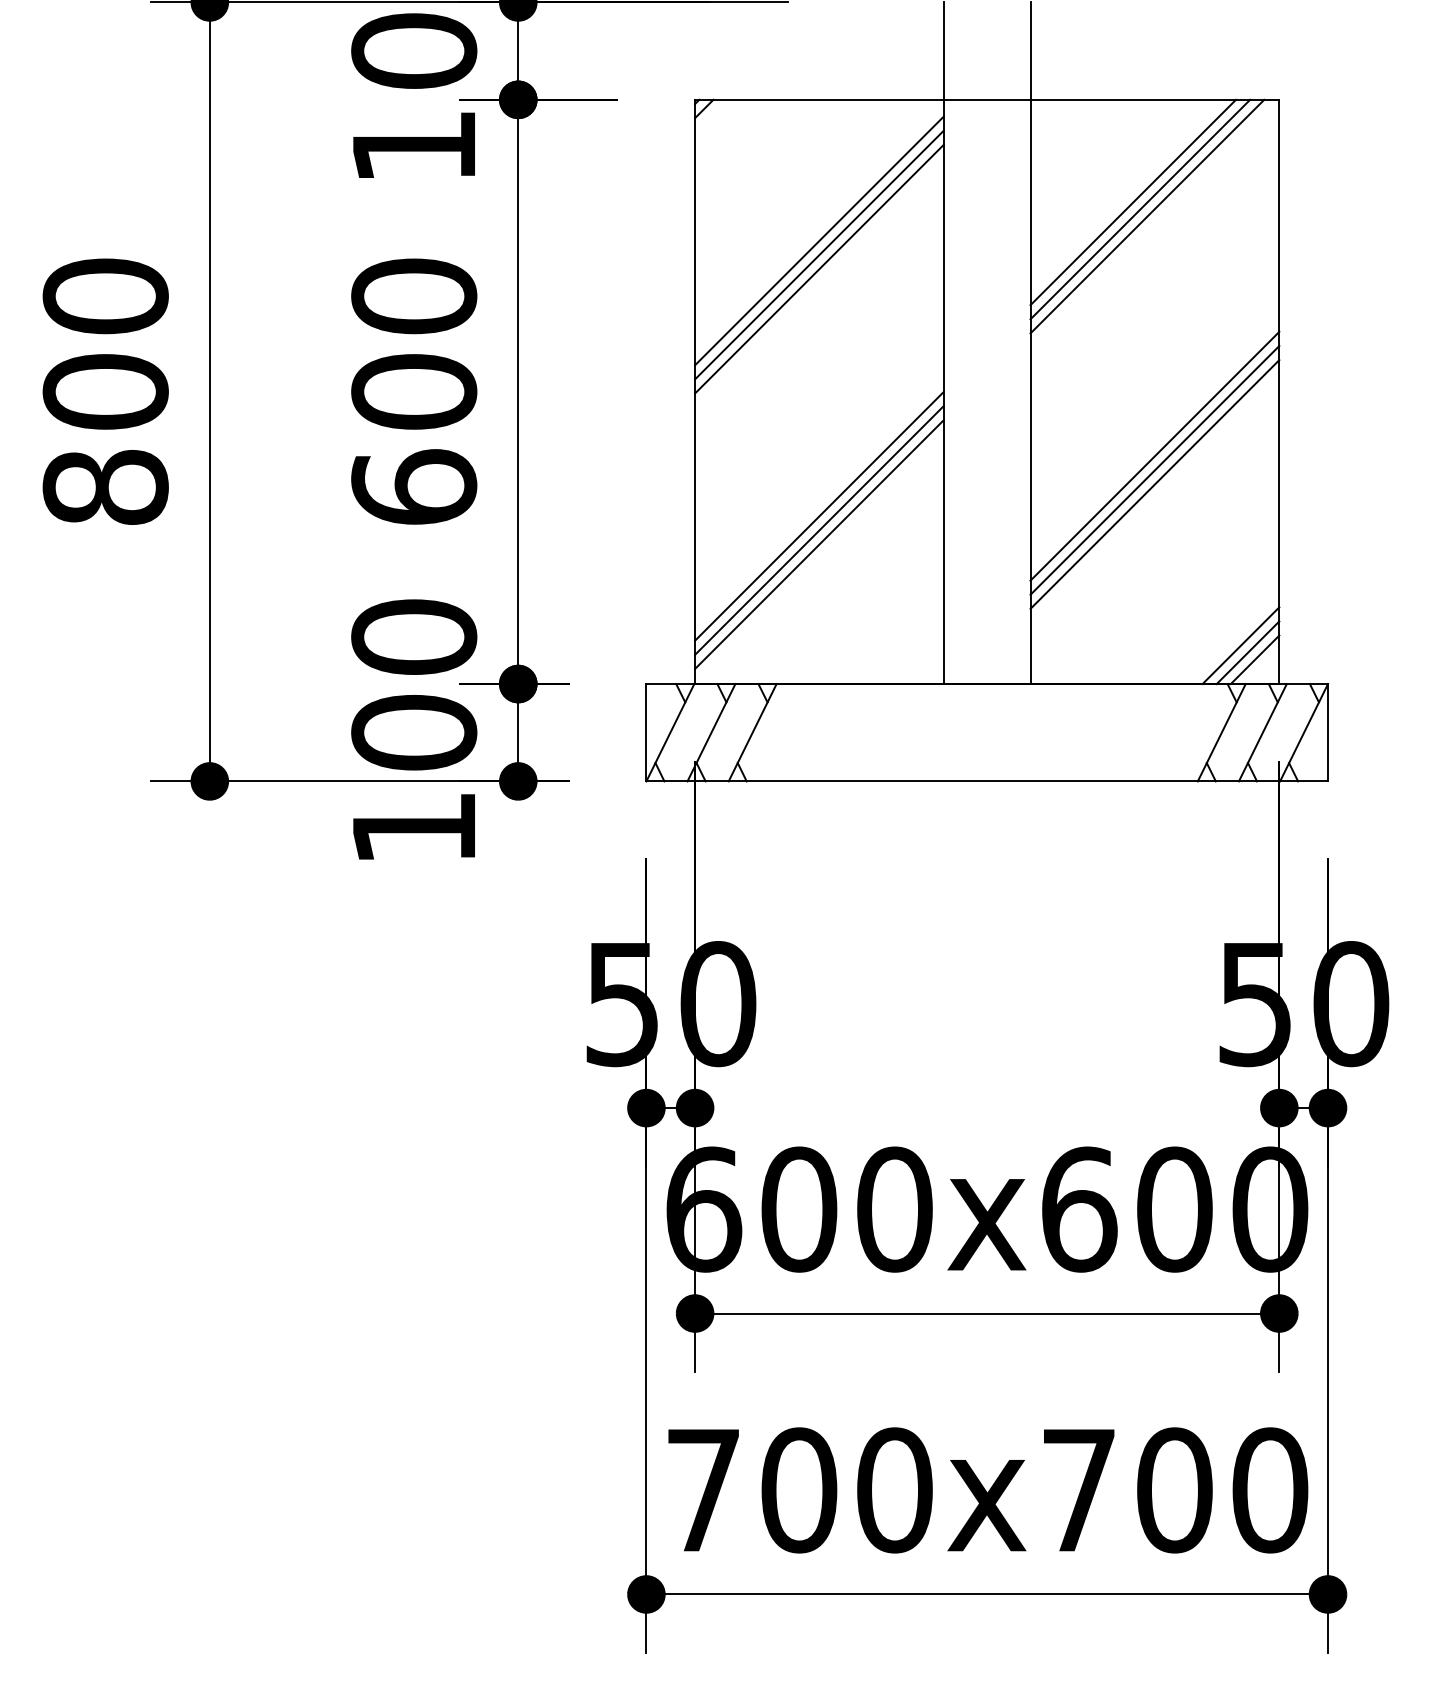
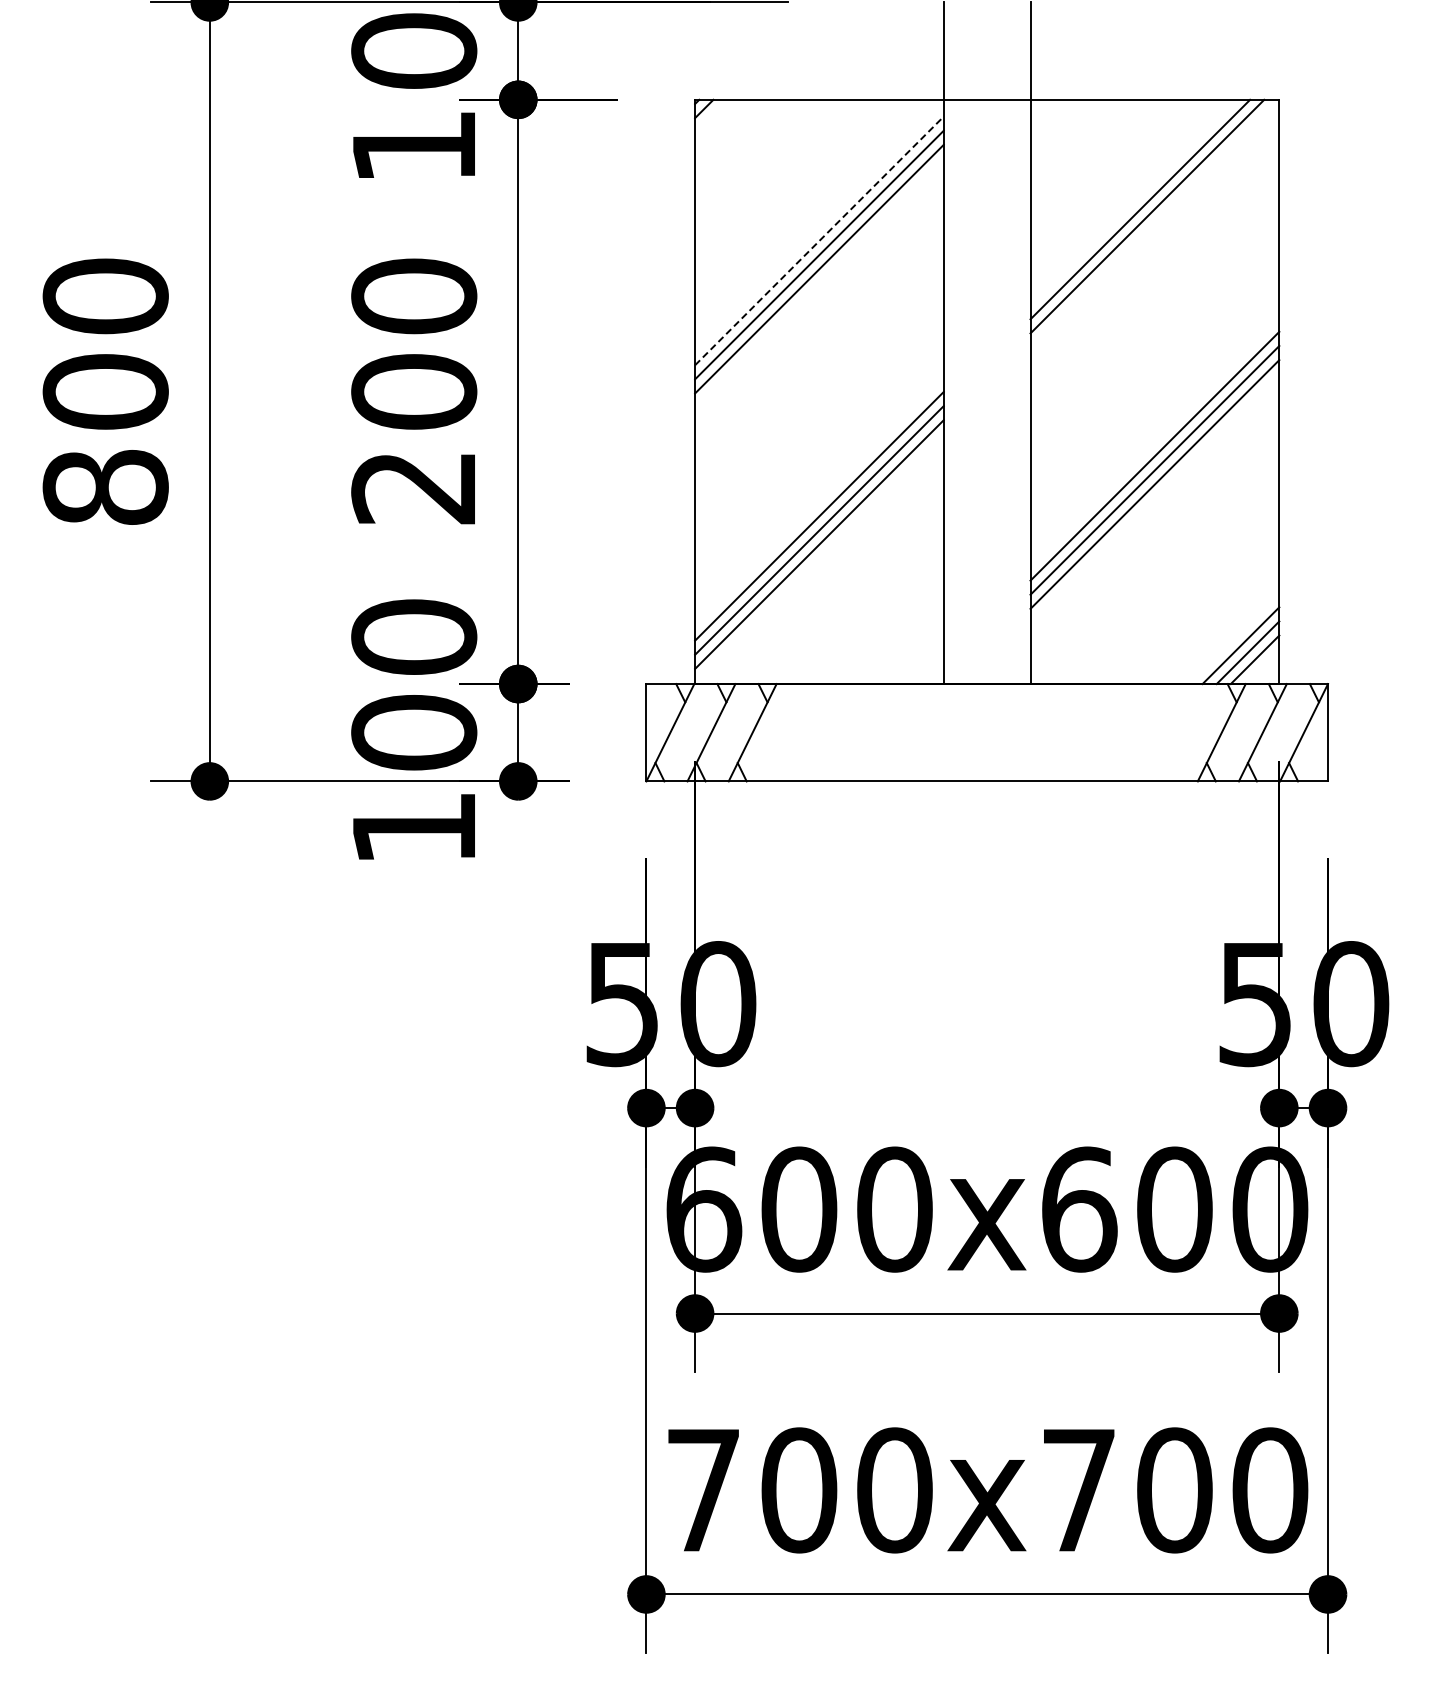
line: present -> none (1133, 202)
line: solid -> dashed (819, 240)
text: 600 -> 200 (414, 486)
